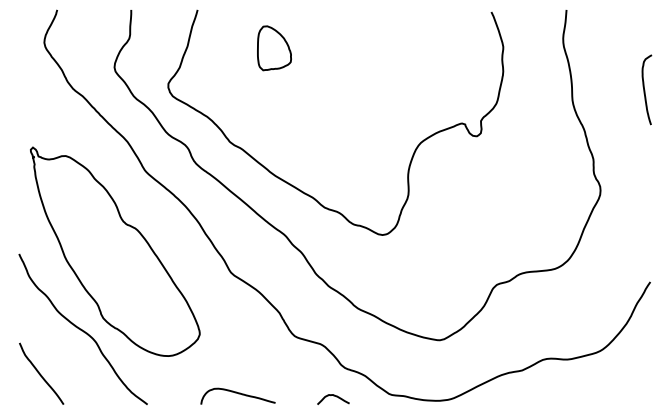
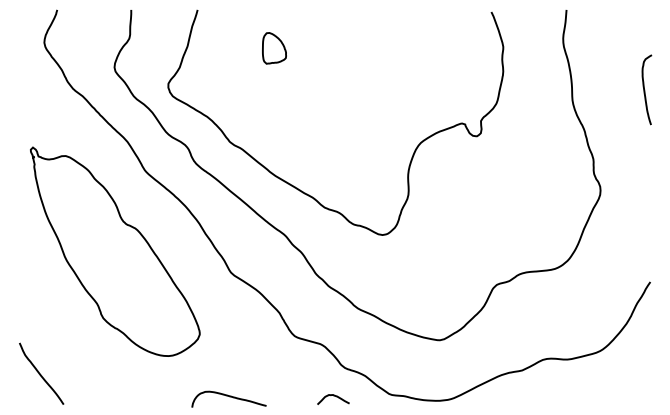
part size: 35x47 px -> 25x33 px (274, 48)
curve: present -> none (81, 328)
curve position: (238, 394) -> (229, 397) (229, 397)
